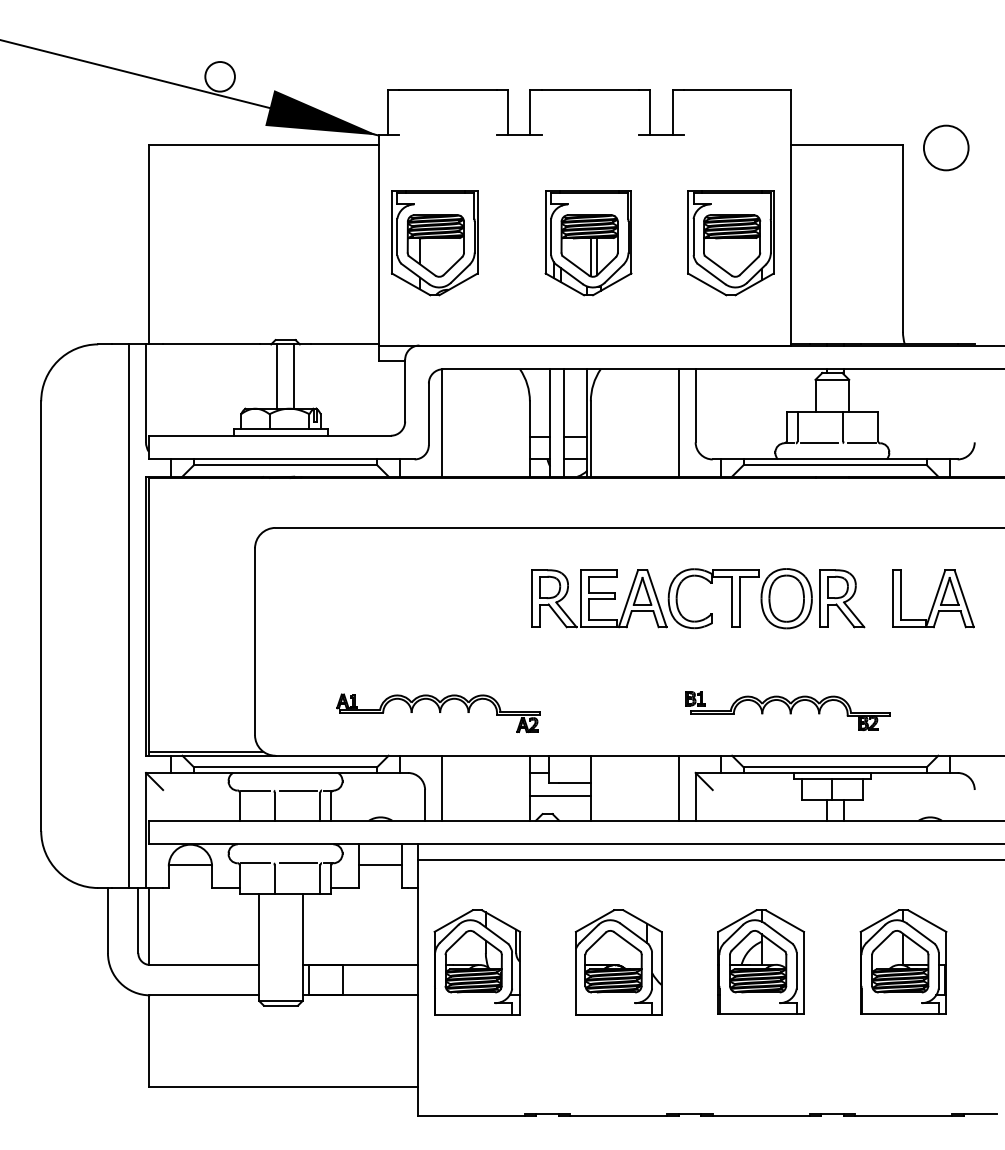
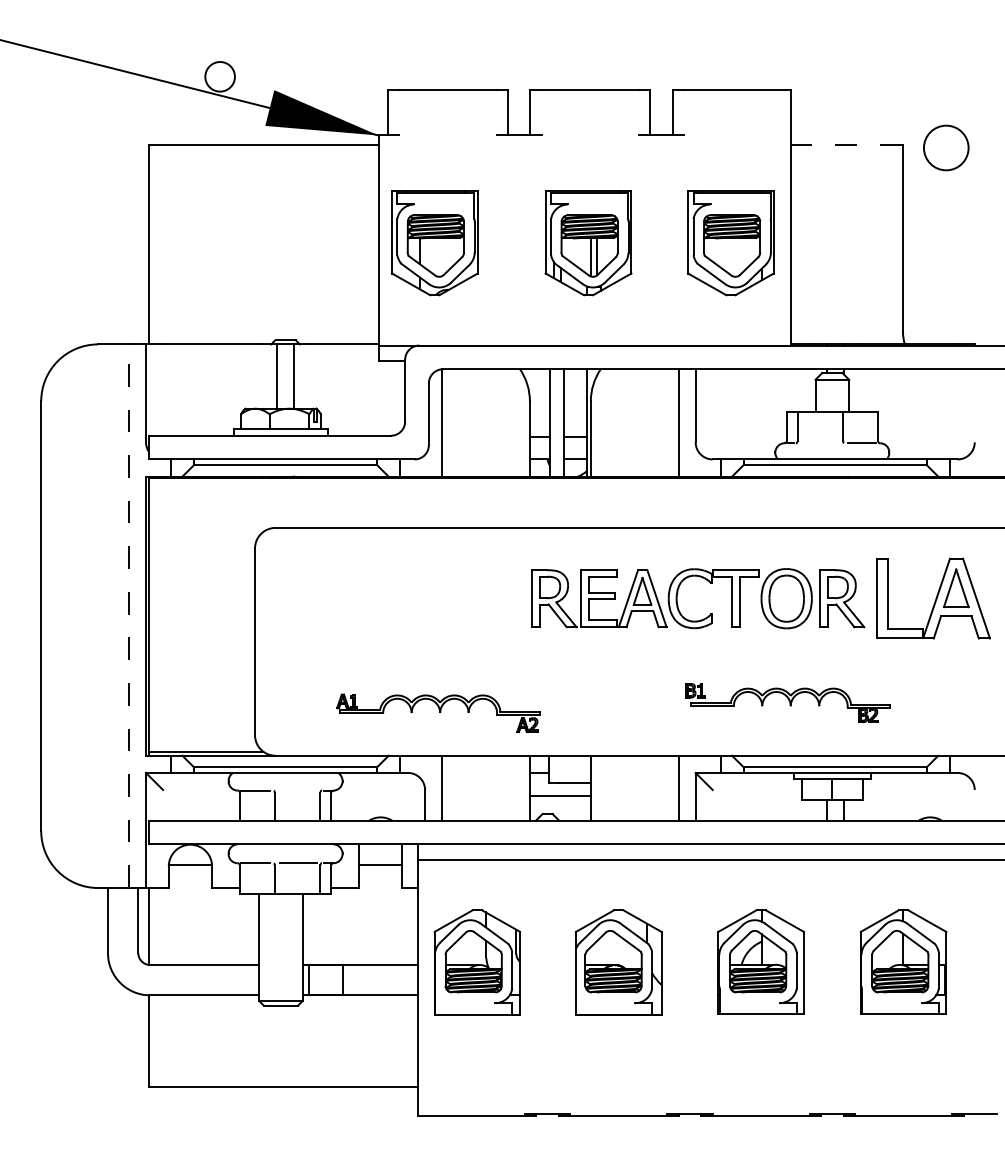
line: solid -> dashed (846, 145)
line: present -> none (819, 443)
part size: 83x60 px -> 115x83 px (933, 598)
line: solid -> dashed (128, 616)
part position: (787, 711) -> (787, 703) (787, 703)
line: present -> none (297, 790)
